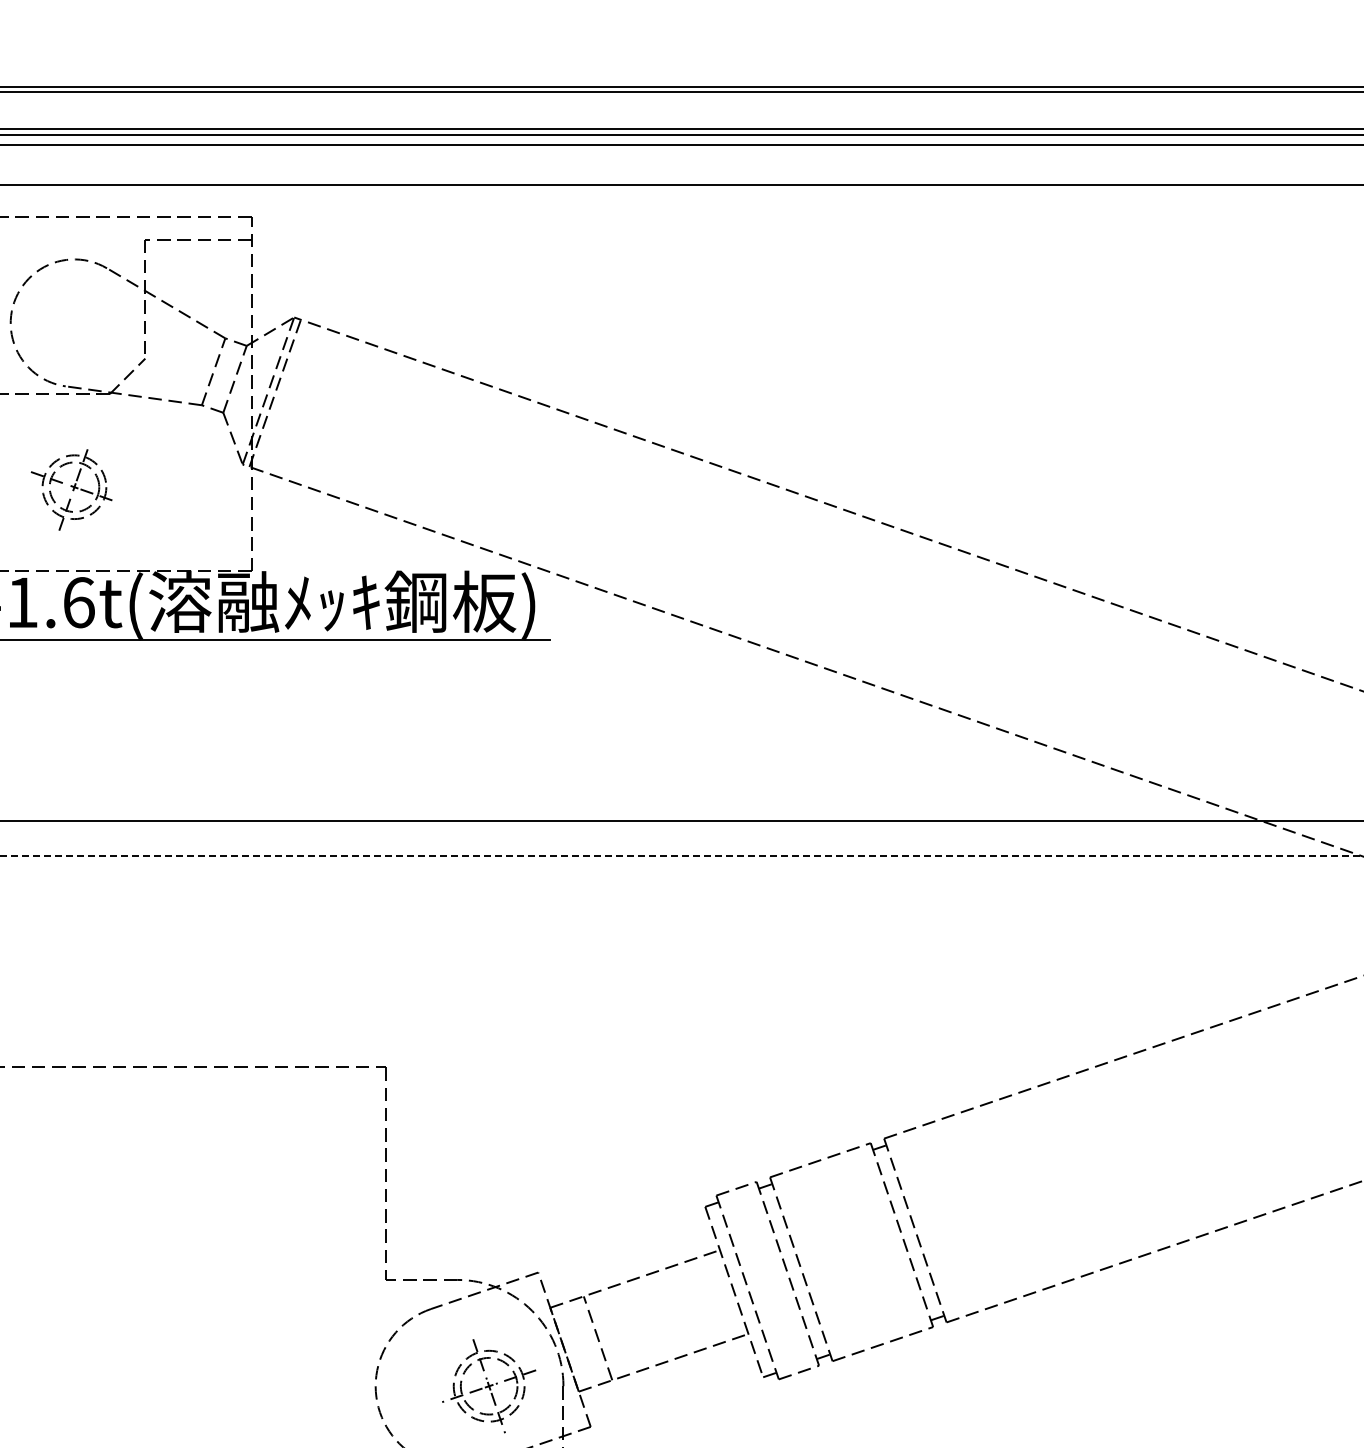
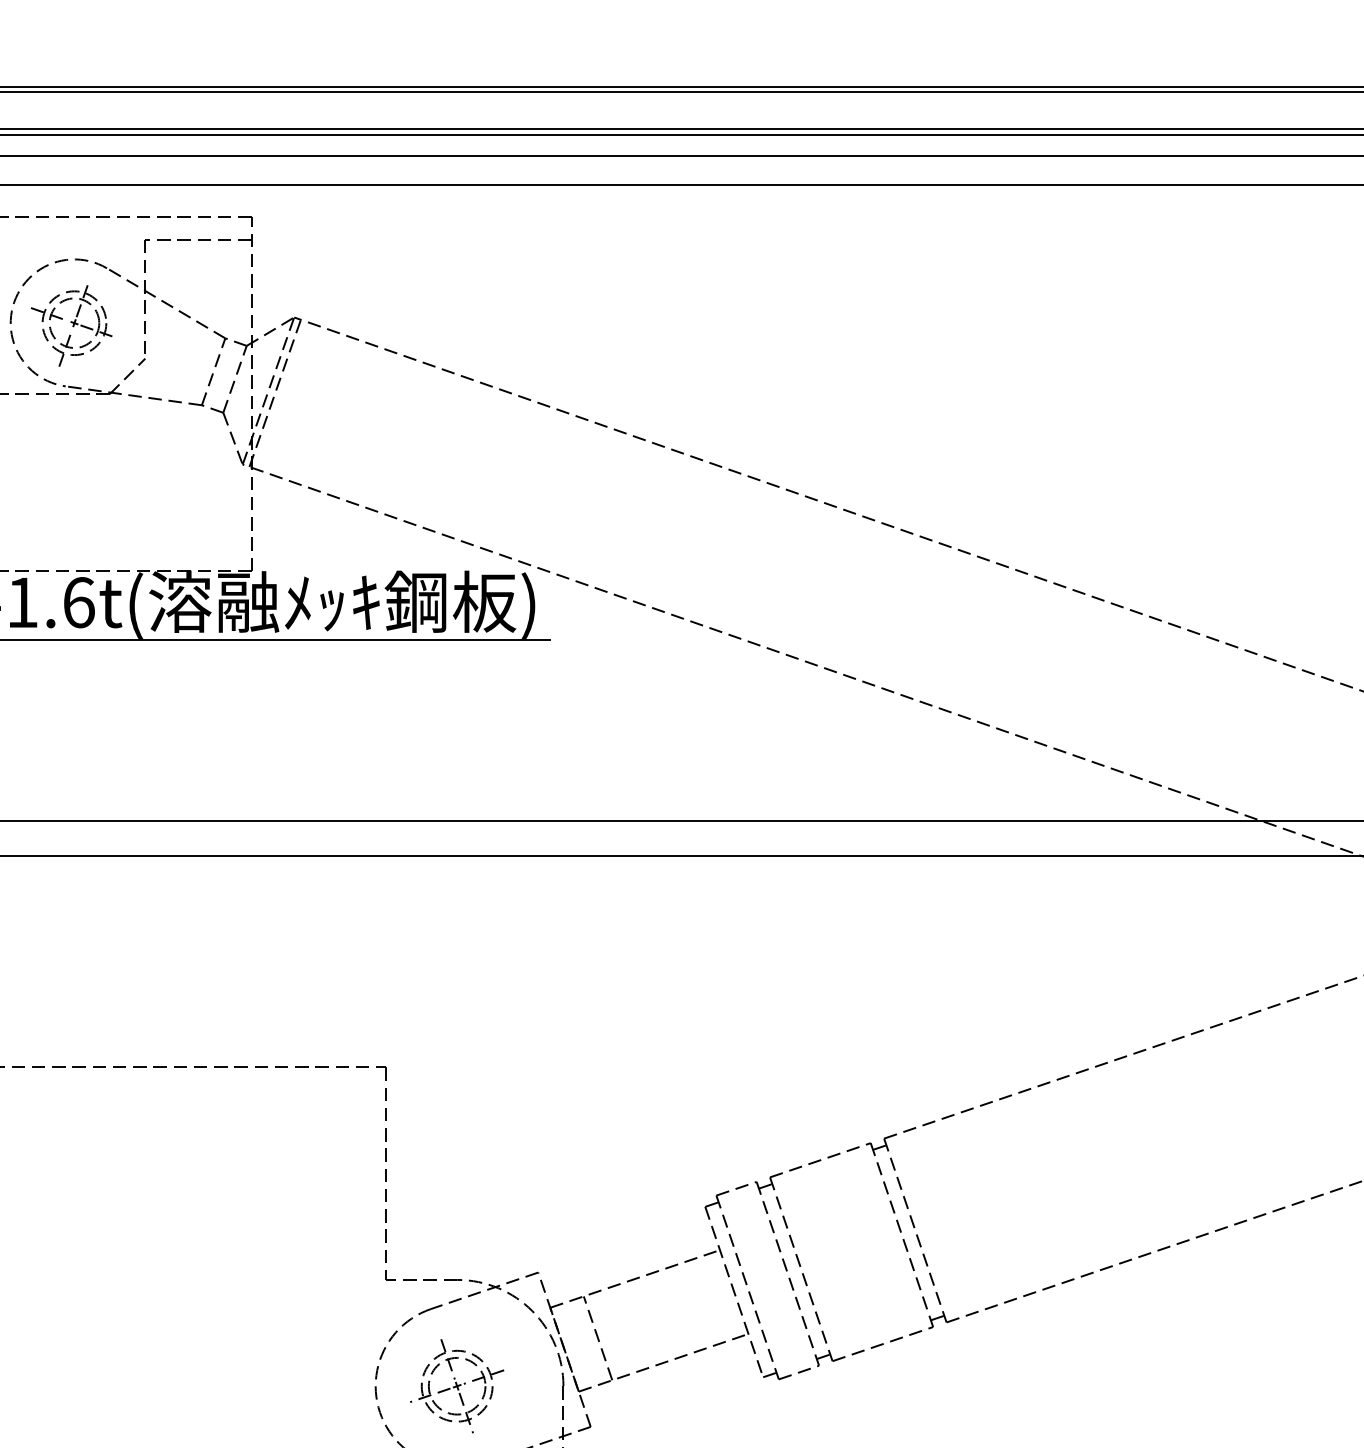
line position: (681, 144) -> (681, 155) (681, 155)
part position: (71, 489) -> (71, 325) (71, 325)
line: dashed -> solid (681, 856)
part position: (489, 1386) -> (457, 1386) (457, 1386)
